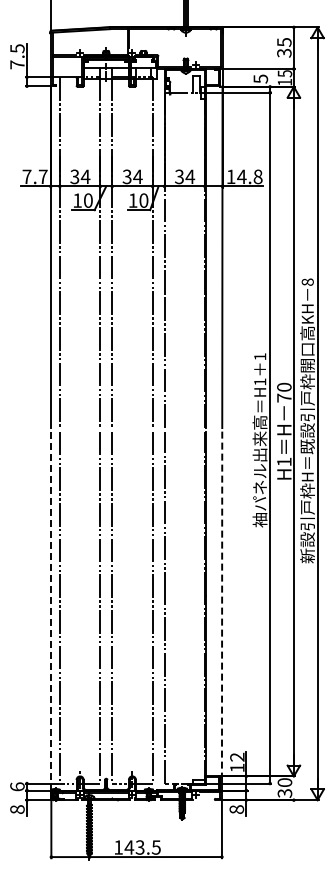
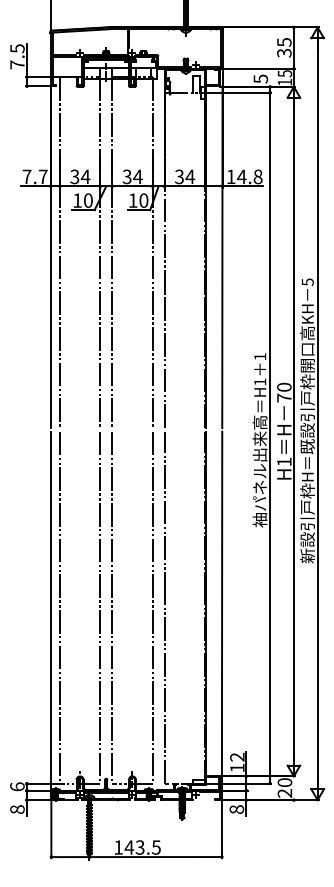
text: 8 -> 5 (307, 281)
line: dashed -> solid (222, 604)
line: dashed -> solid (50, 611)
text: 30 -> 20 (285, 793)
